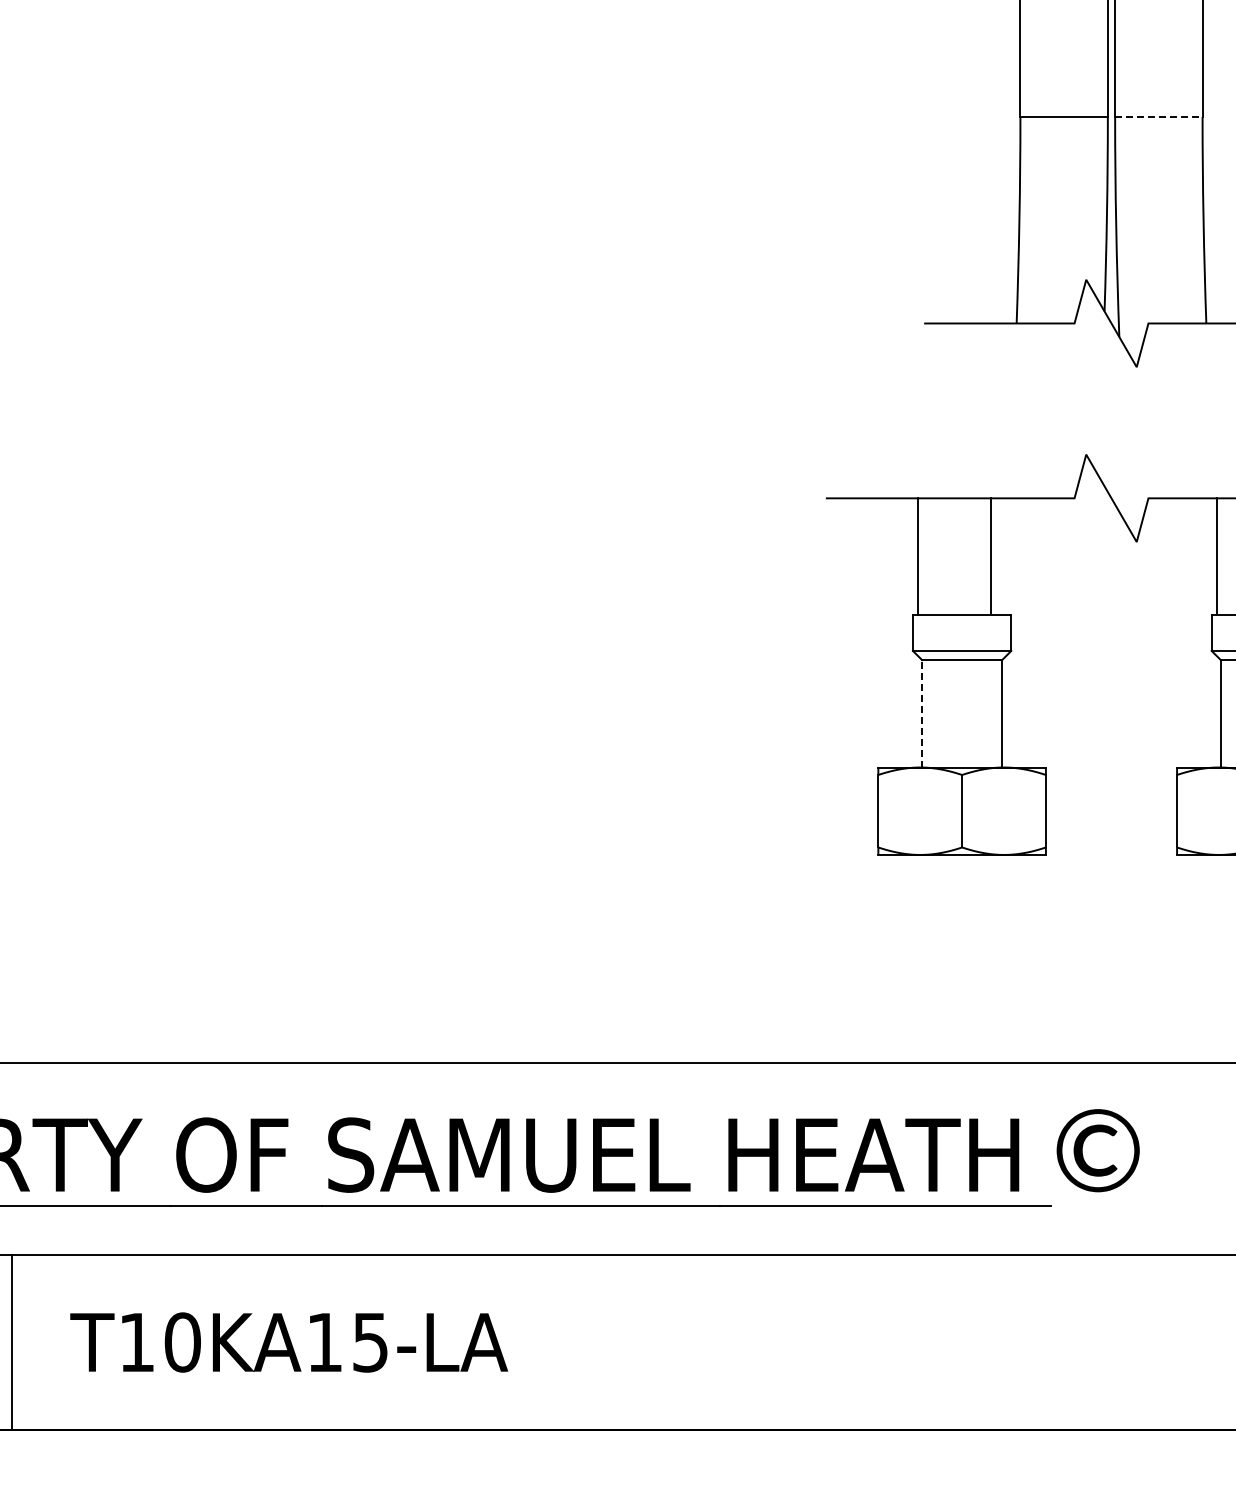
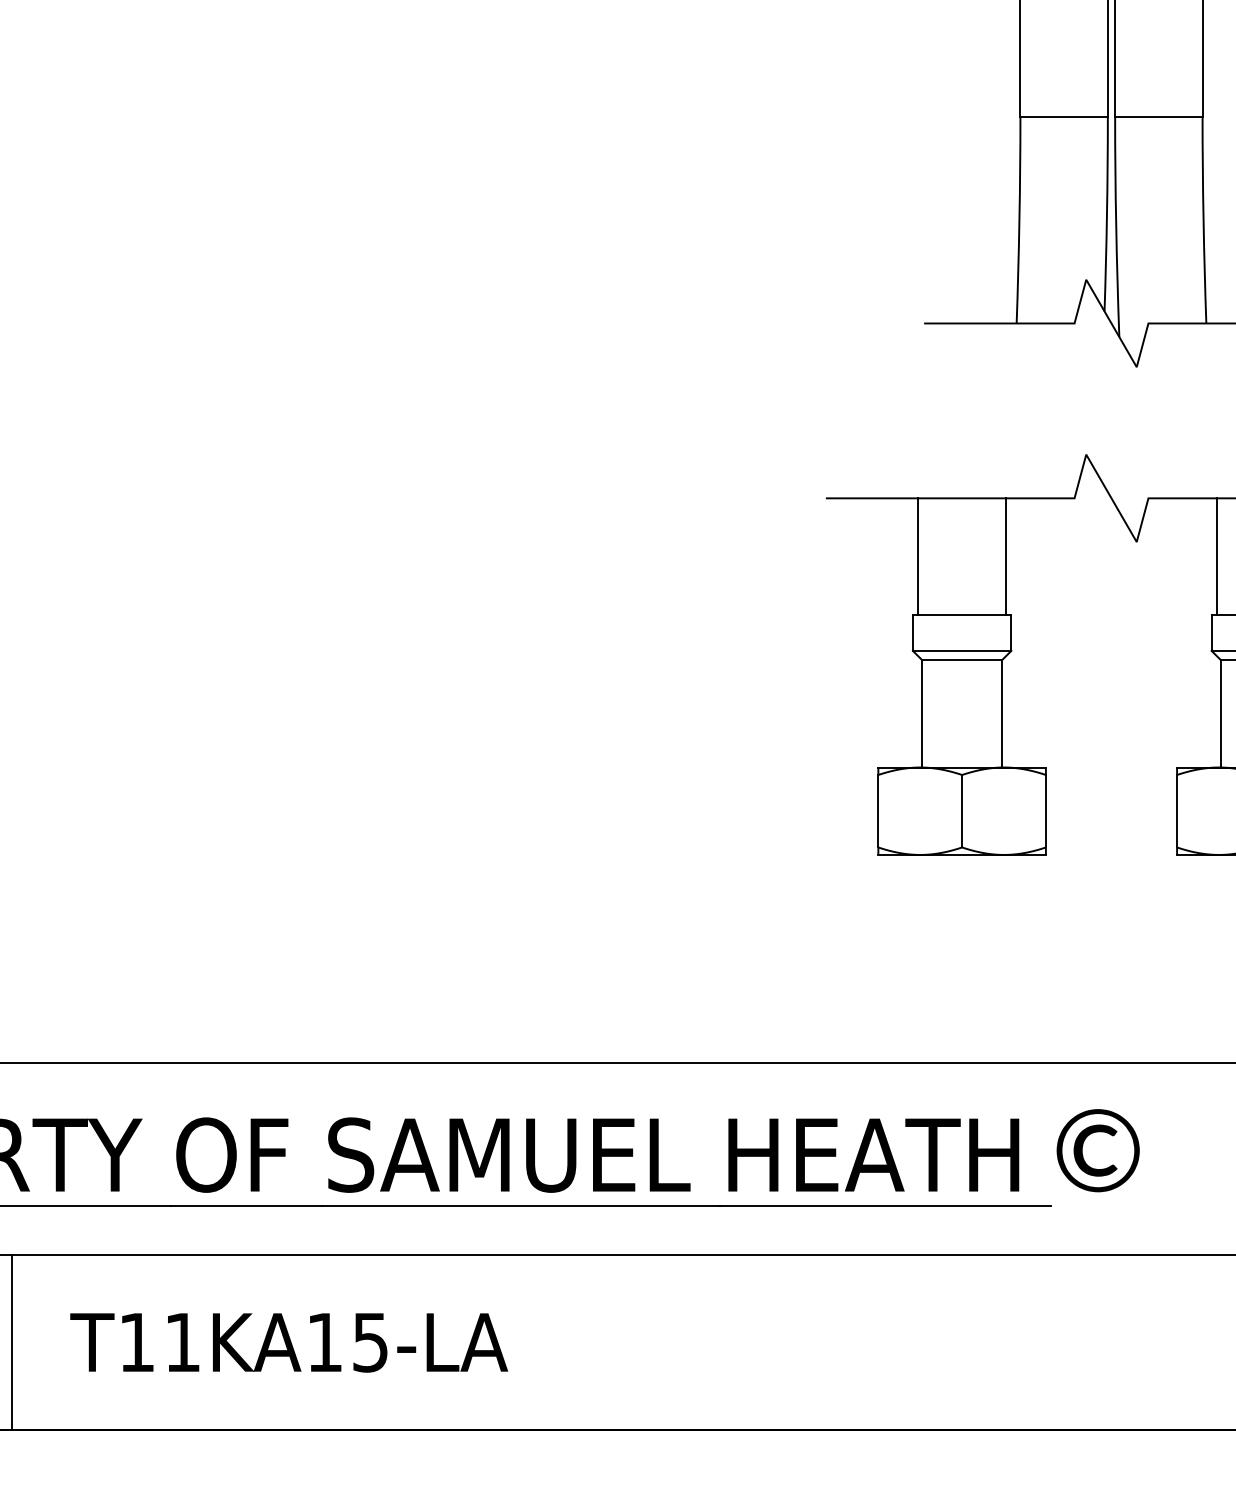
line: dashed -> solid (1158, 117)
line position: (990, 556) -> (1005, 556) (1005, 556)
line: dashed -> solid (922, 713)
text: T10KA15-LA -> T11KA15-LA (182, 1342)
